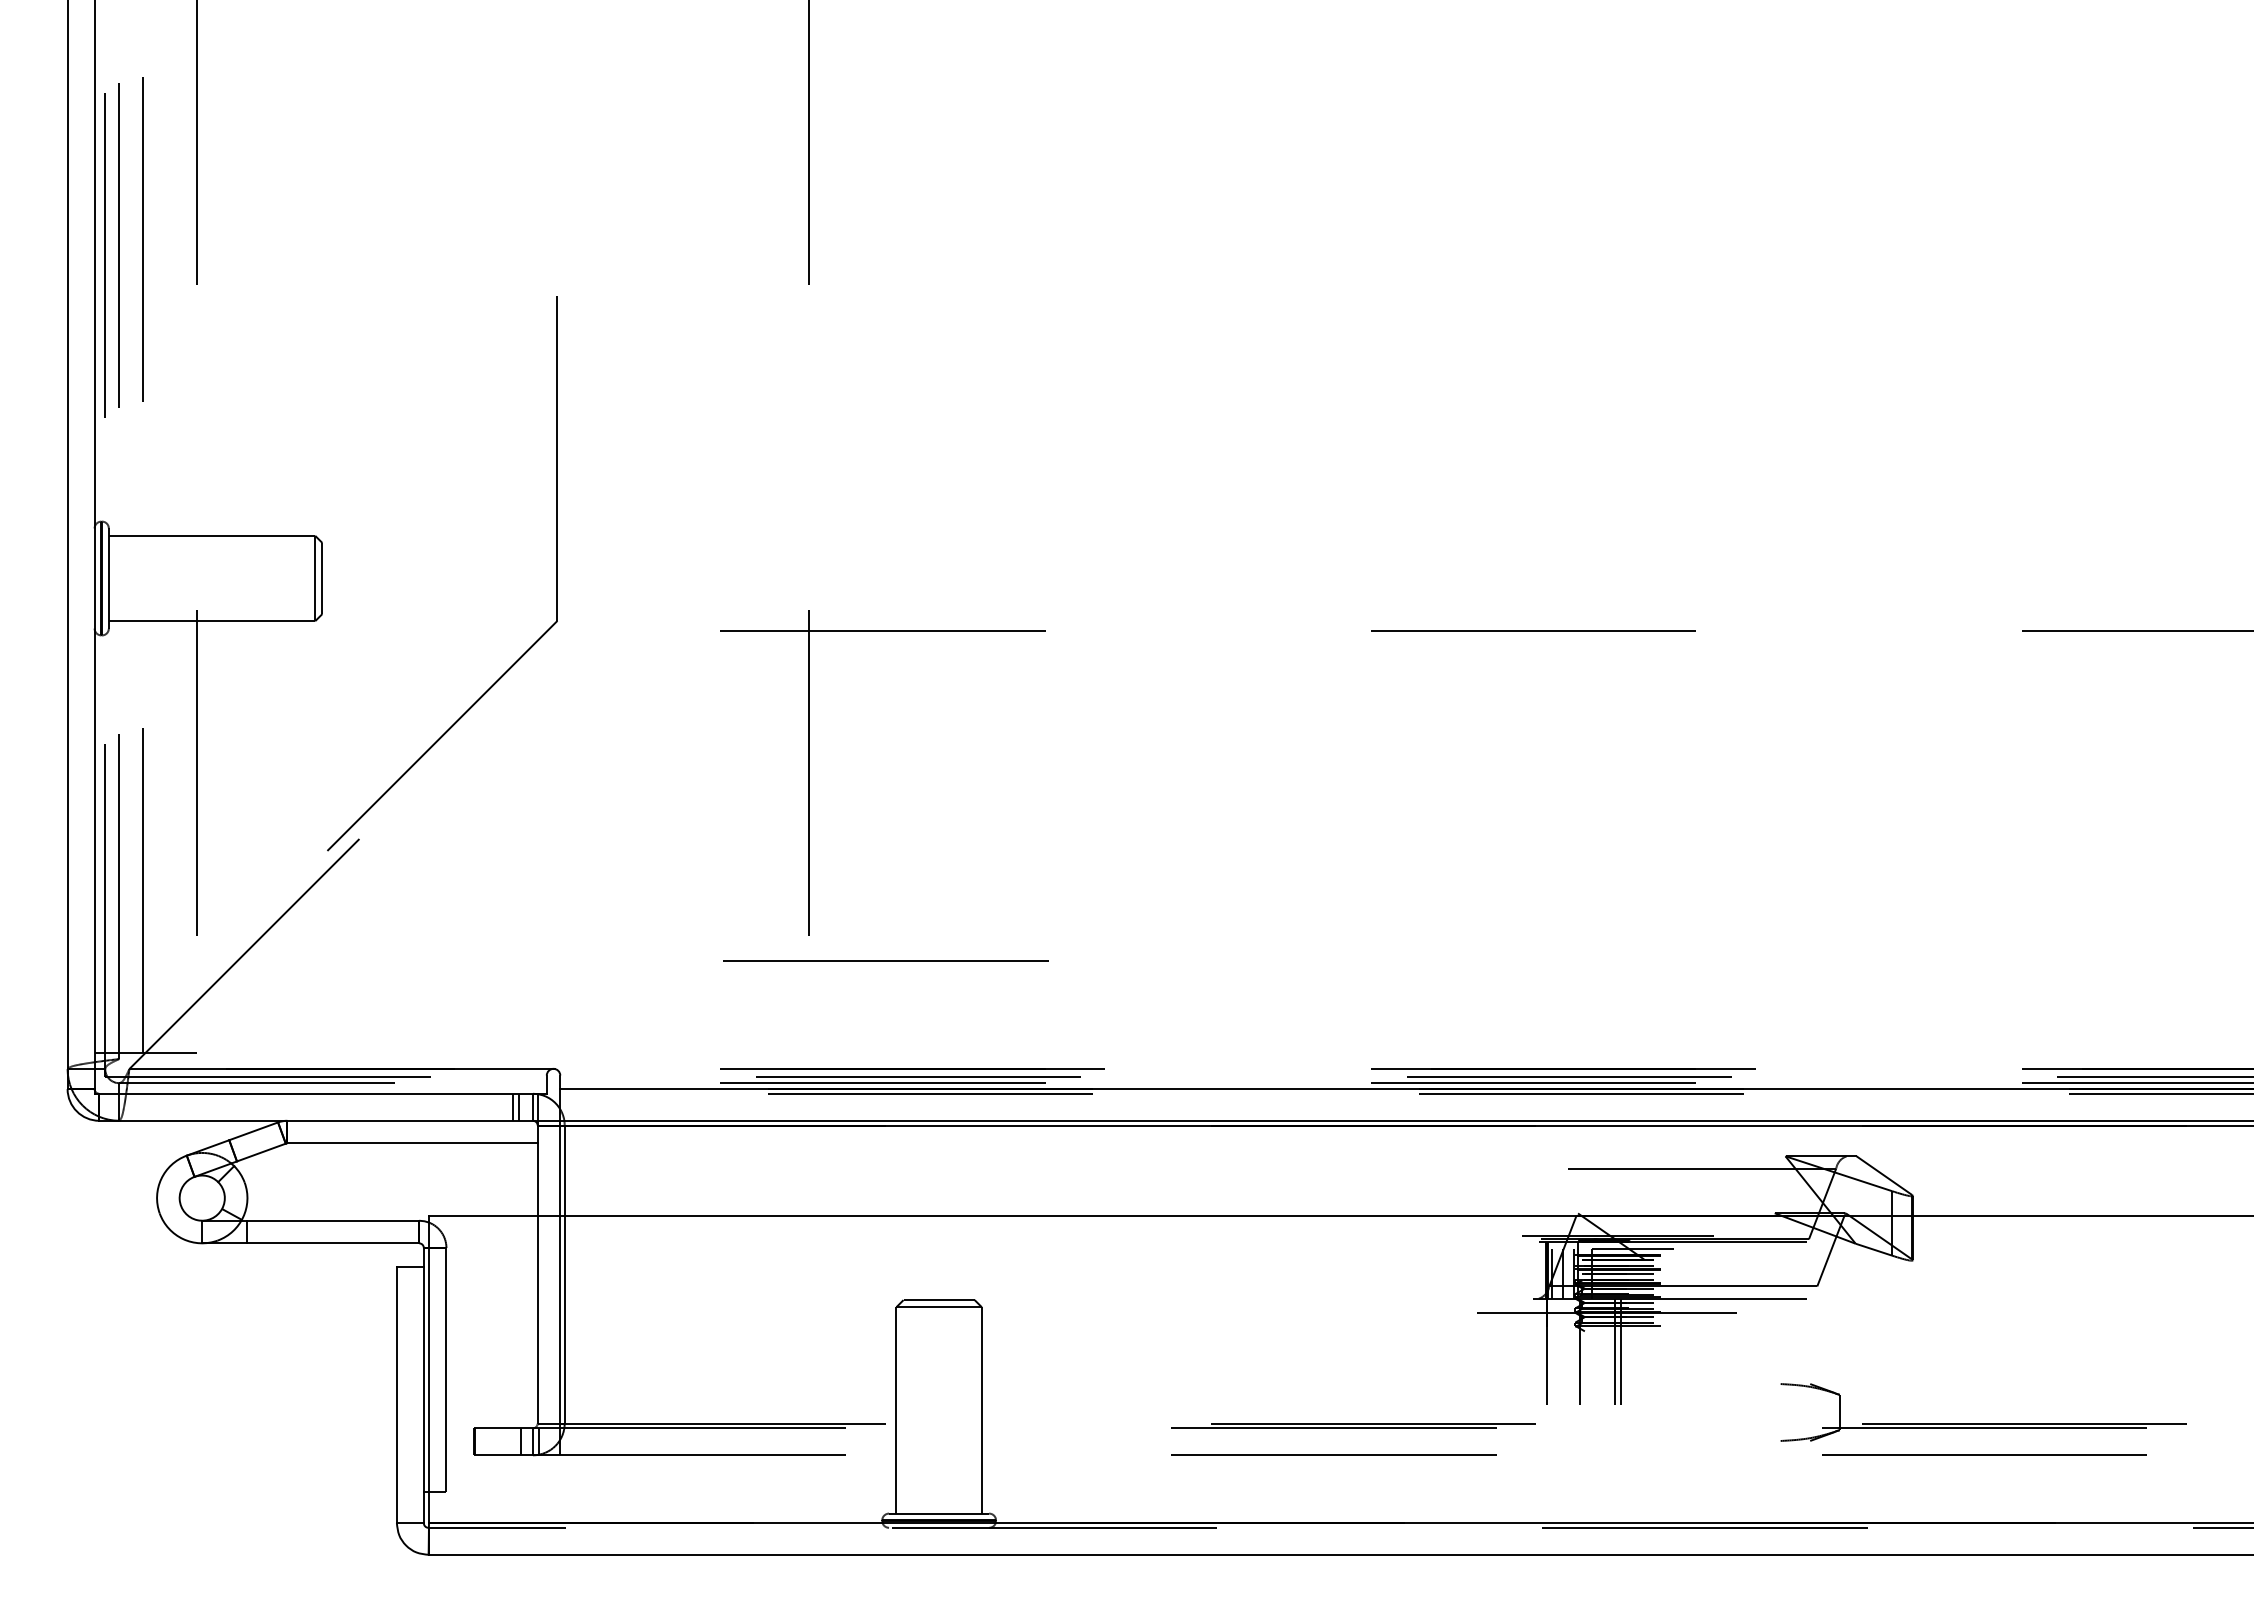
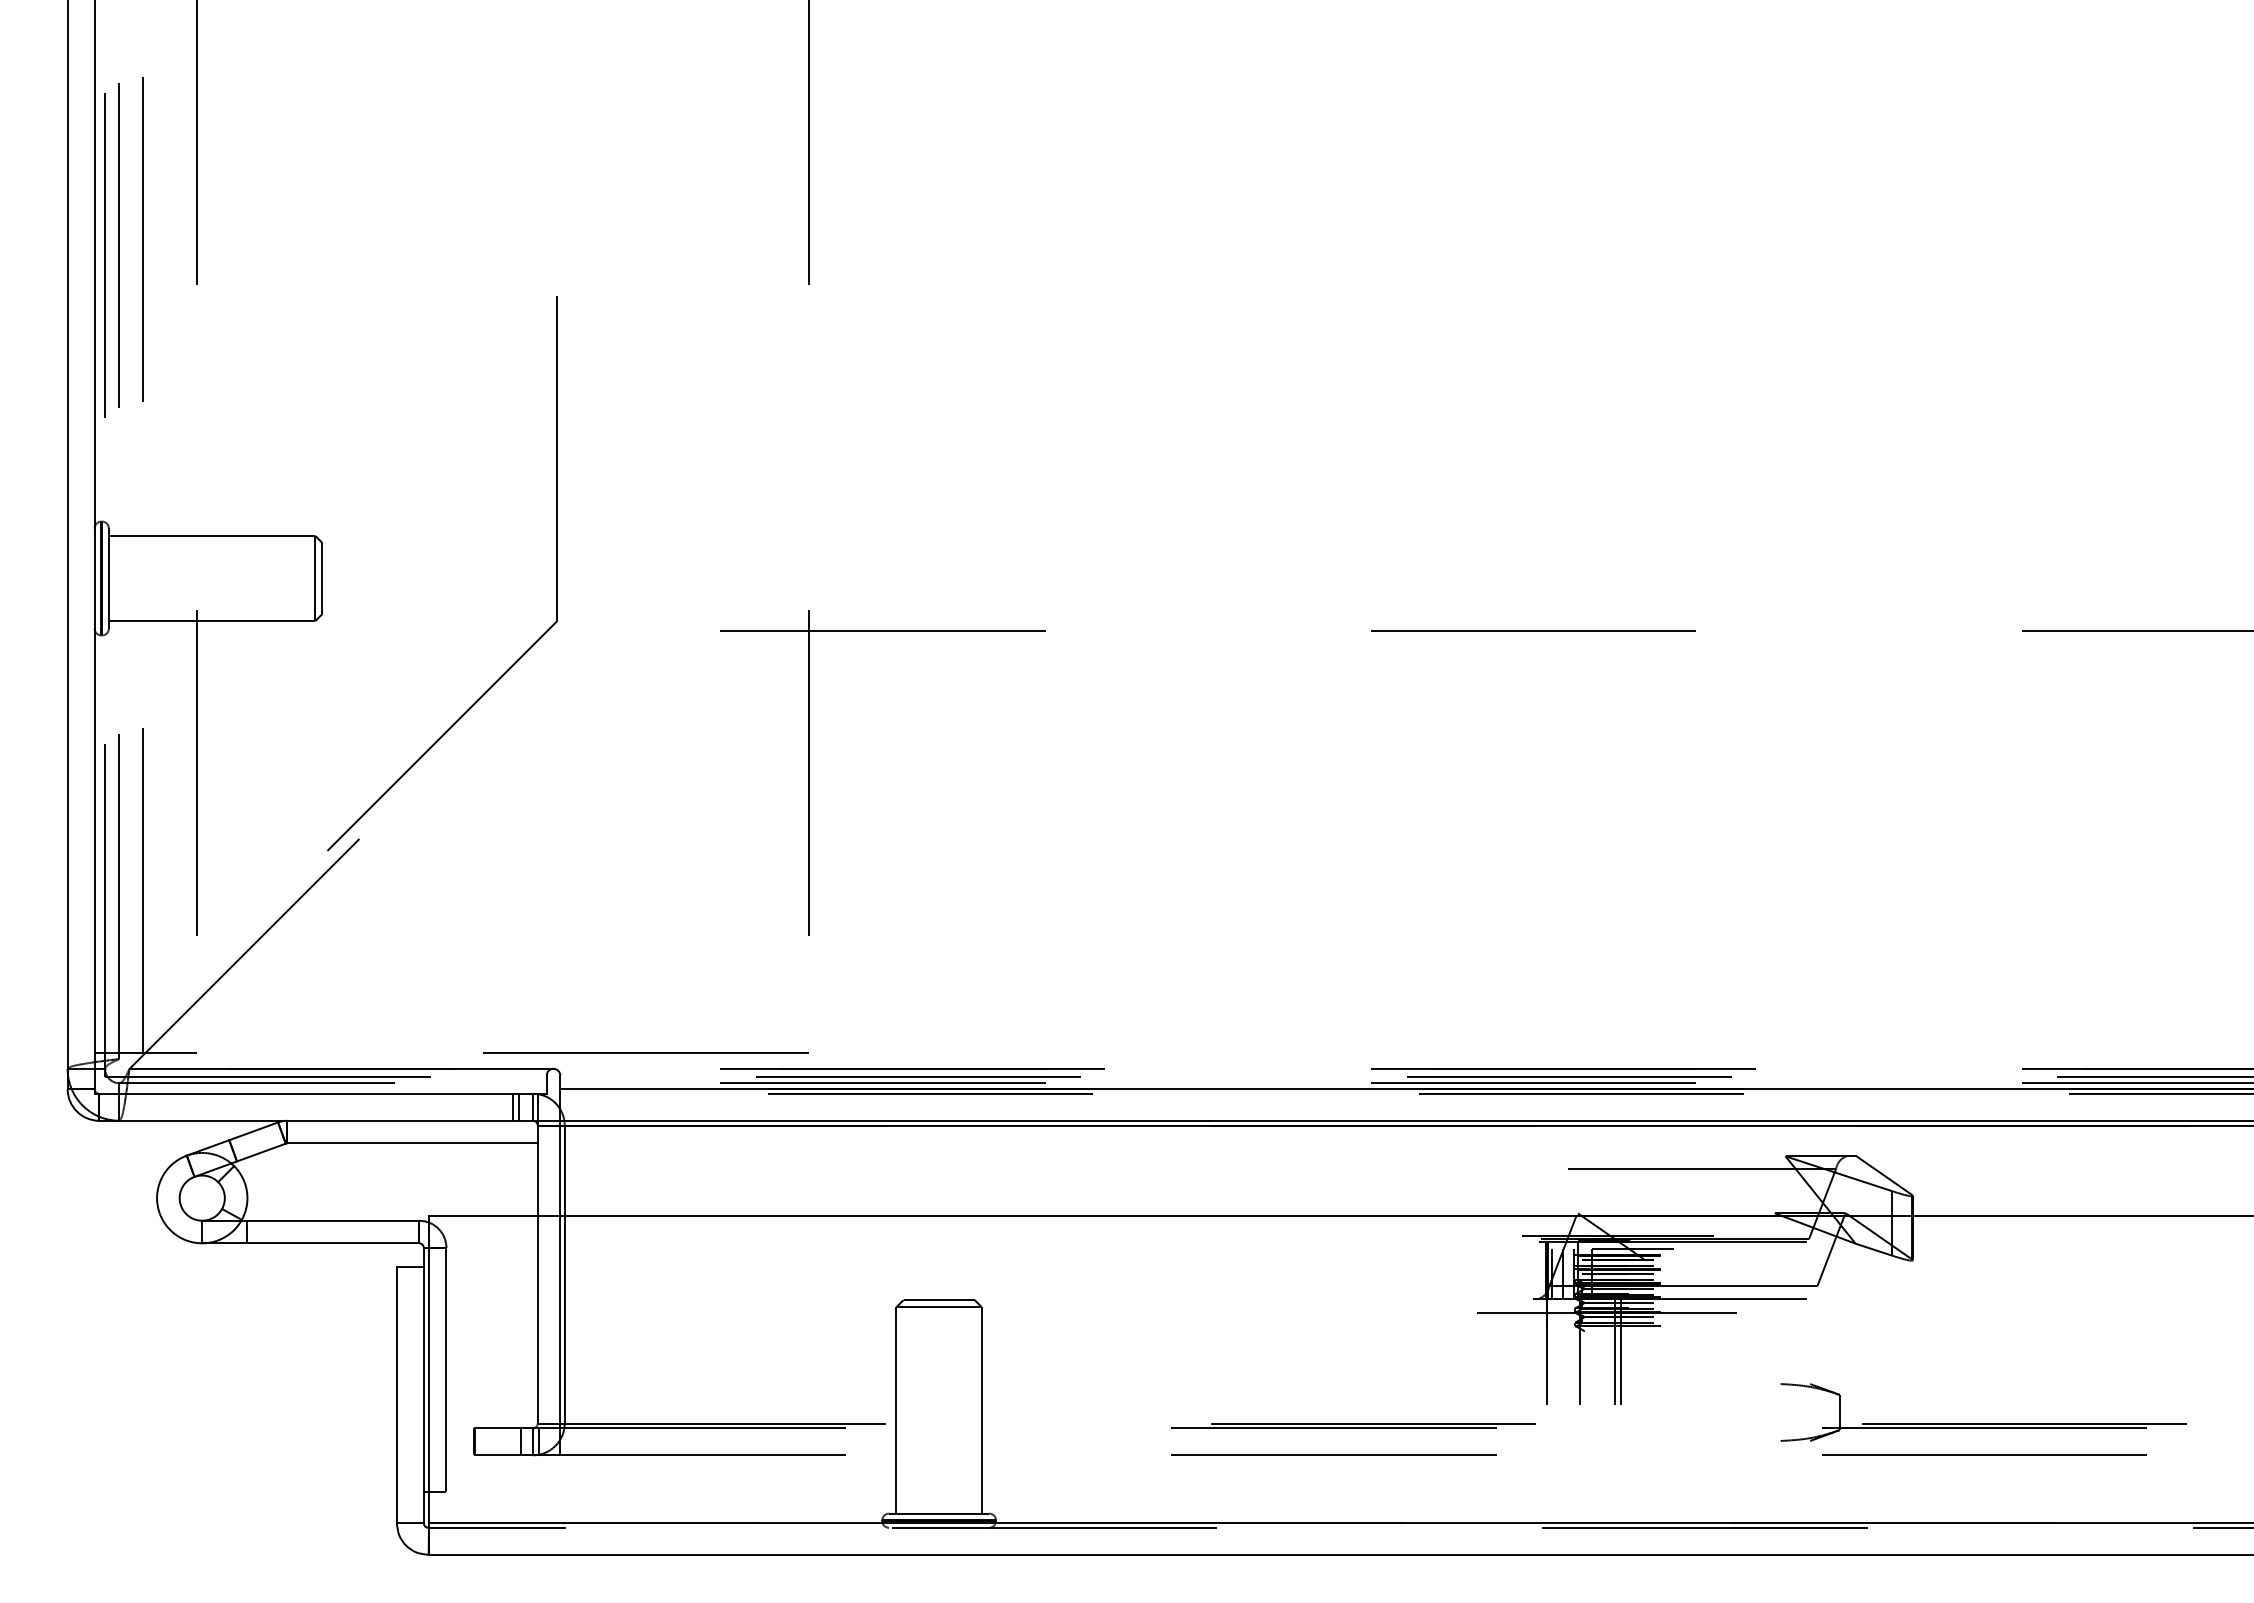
line position: (885, 960) -> (645, 1052) (645, 1052)
